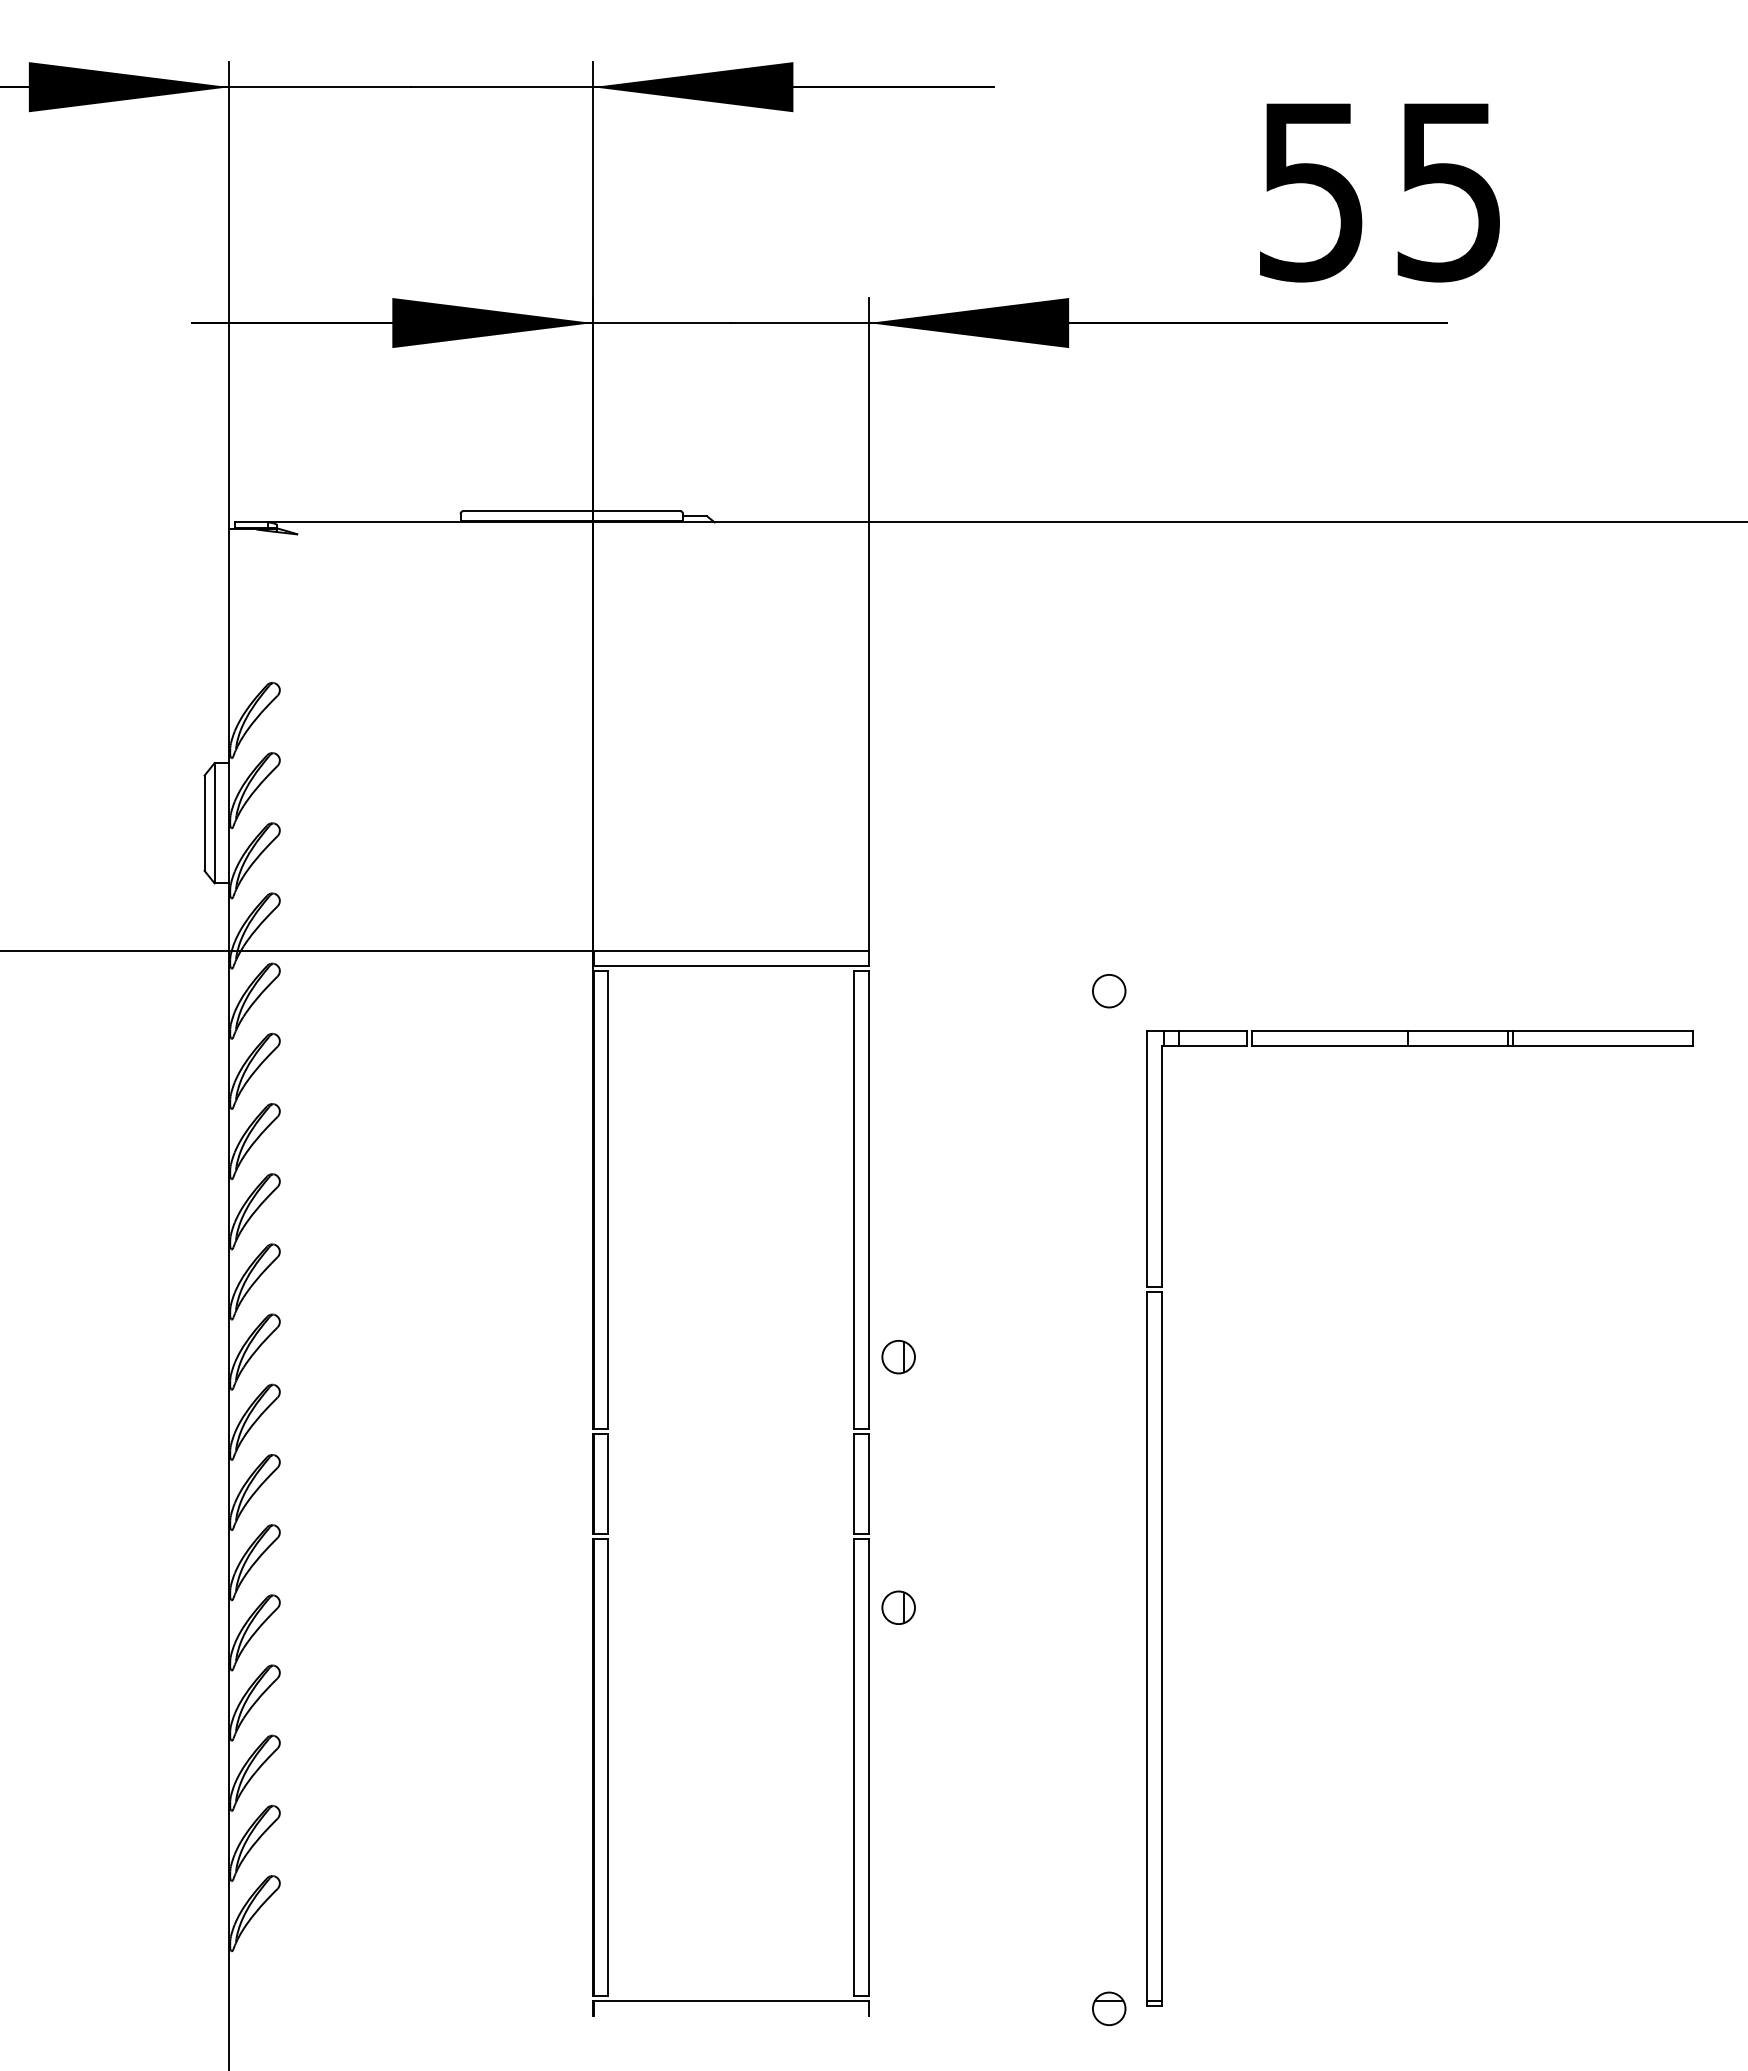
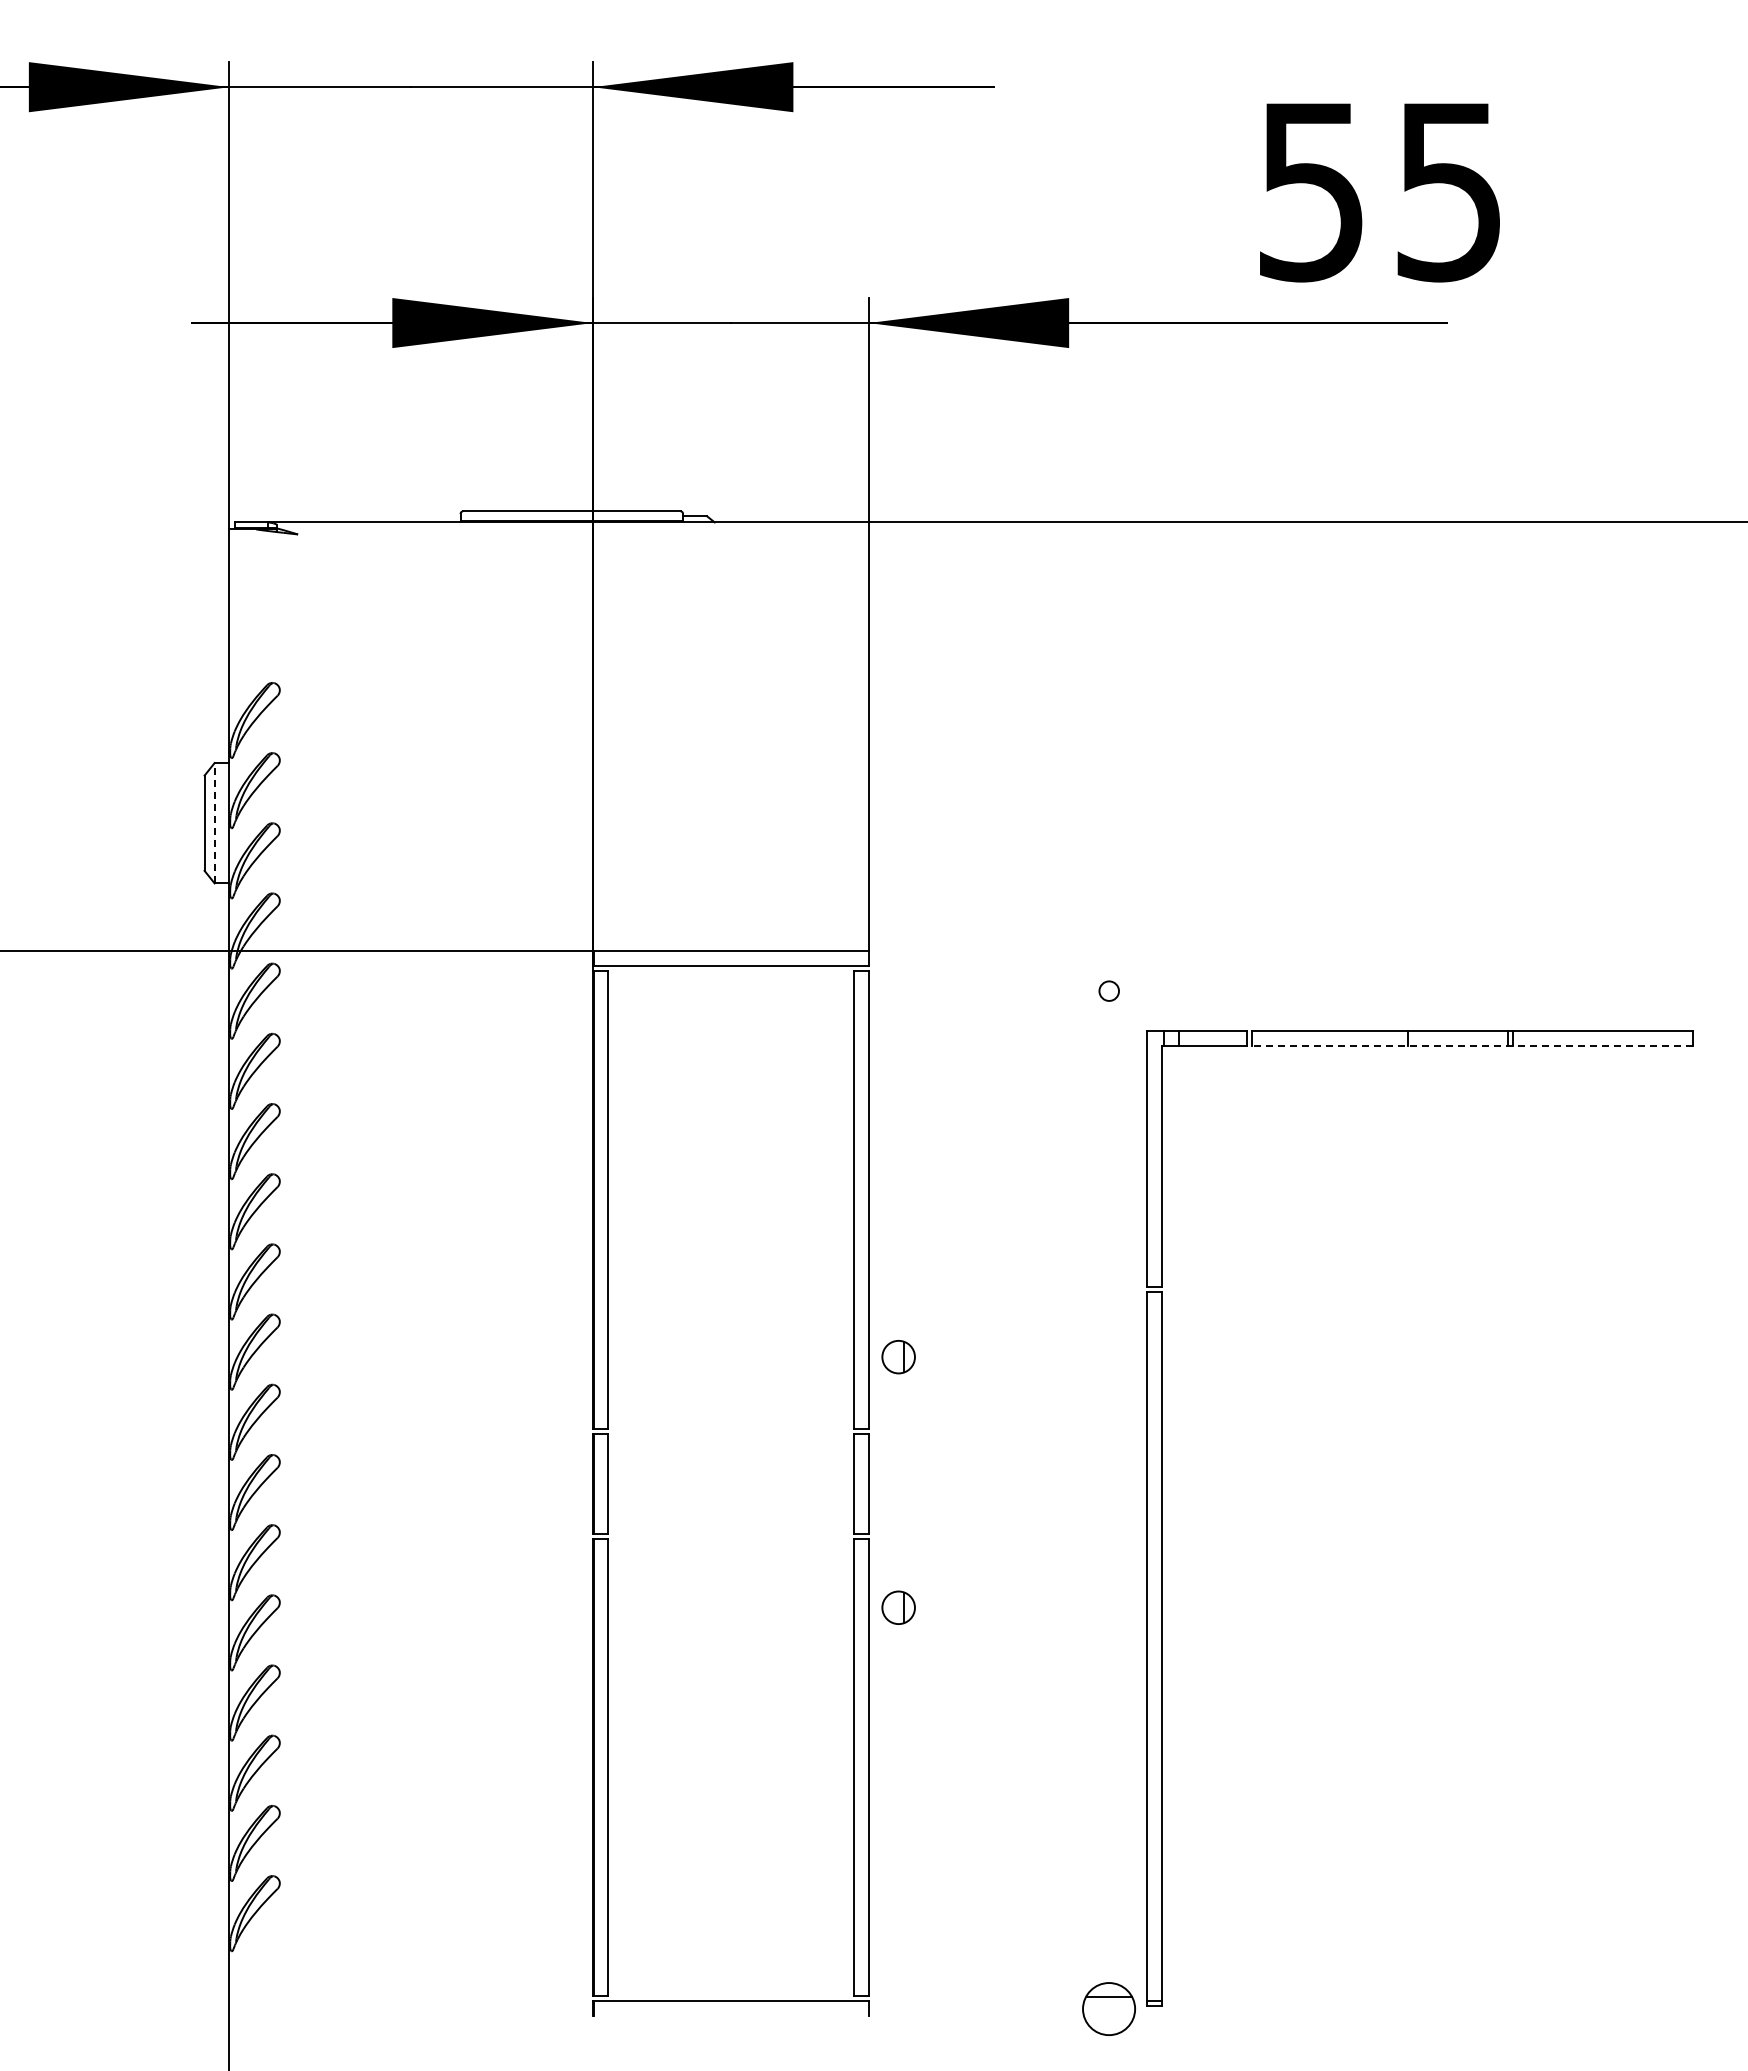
line: solid -> dashed (214, 822)
circle diameter: 33 px -> 20 px (1109, 990)
line: solid -> dashed (1472, 1046)
part size: 35x35 px -> 54x54 px (1108, 2008)
